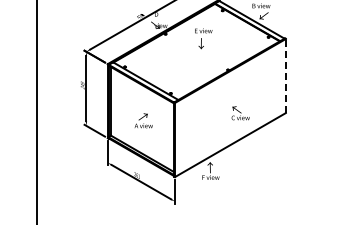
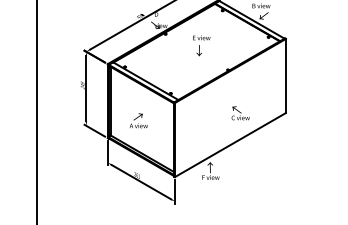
text position: (203, 38) -> (201, 45) (201, 45)
line: dashed -> solid (285, 75)
text position: (143, 120) -> (138, 120) (138, 120)
